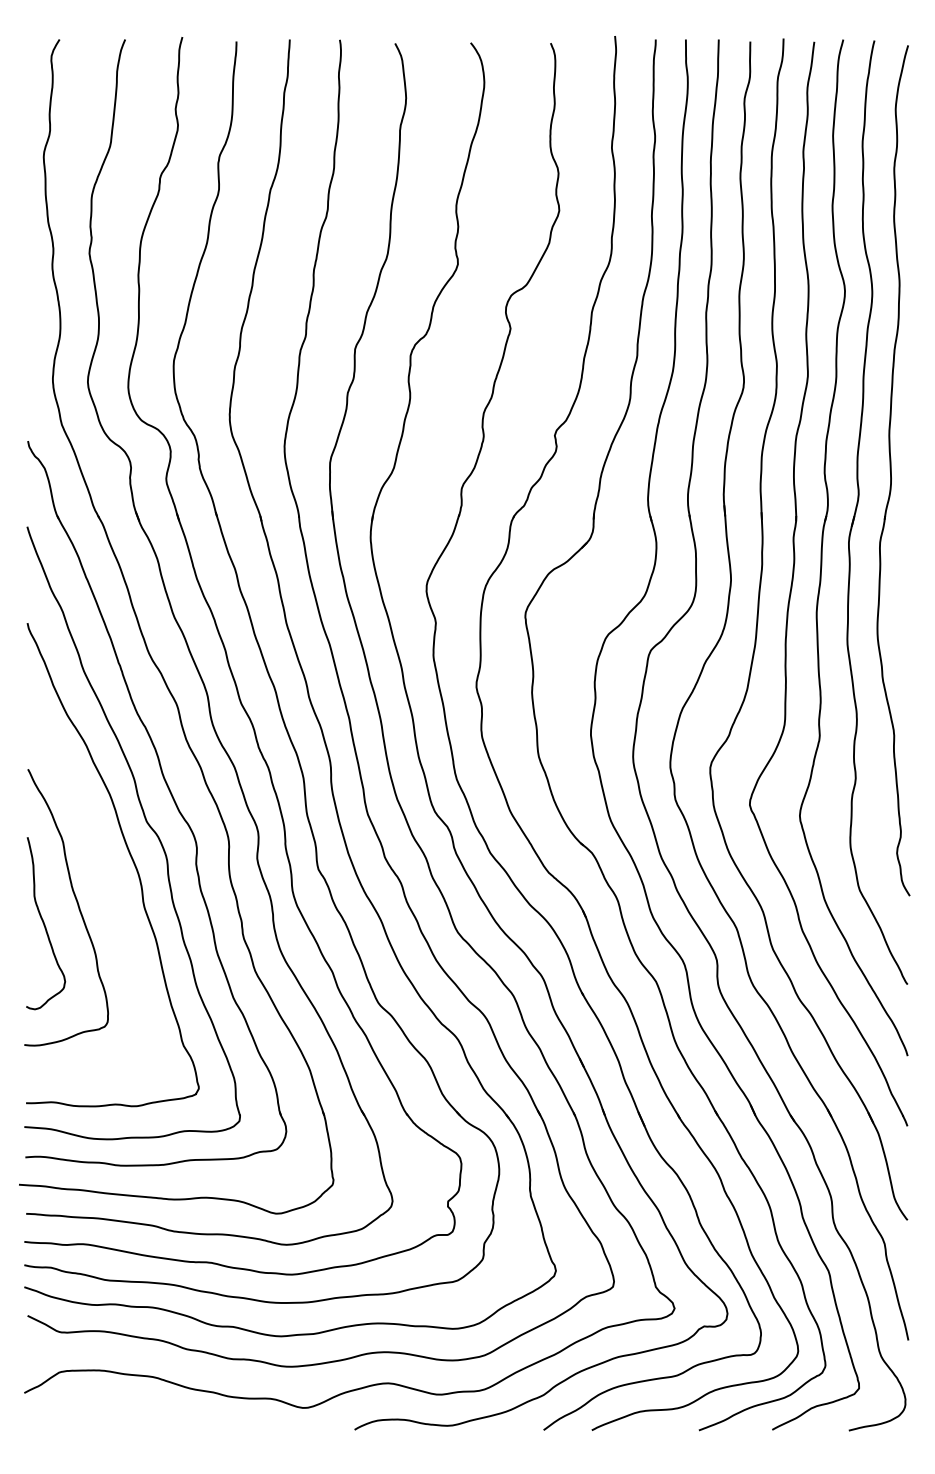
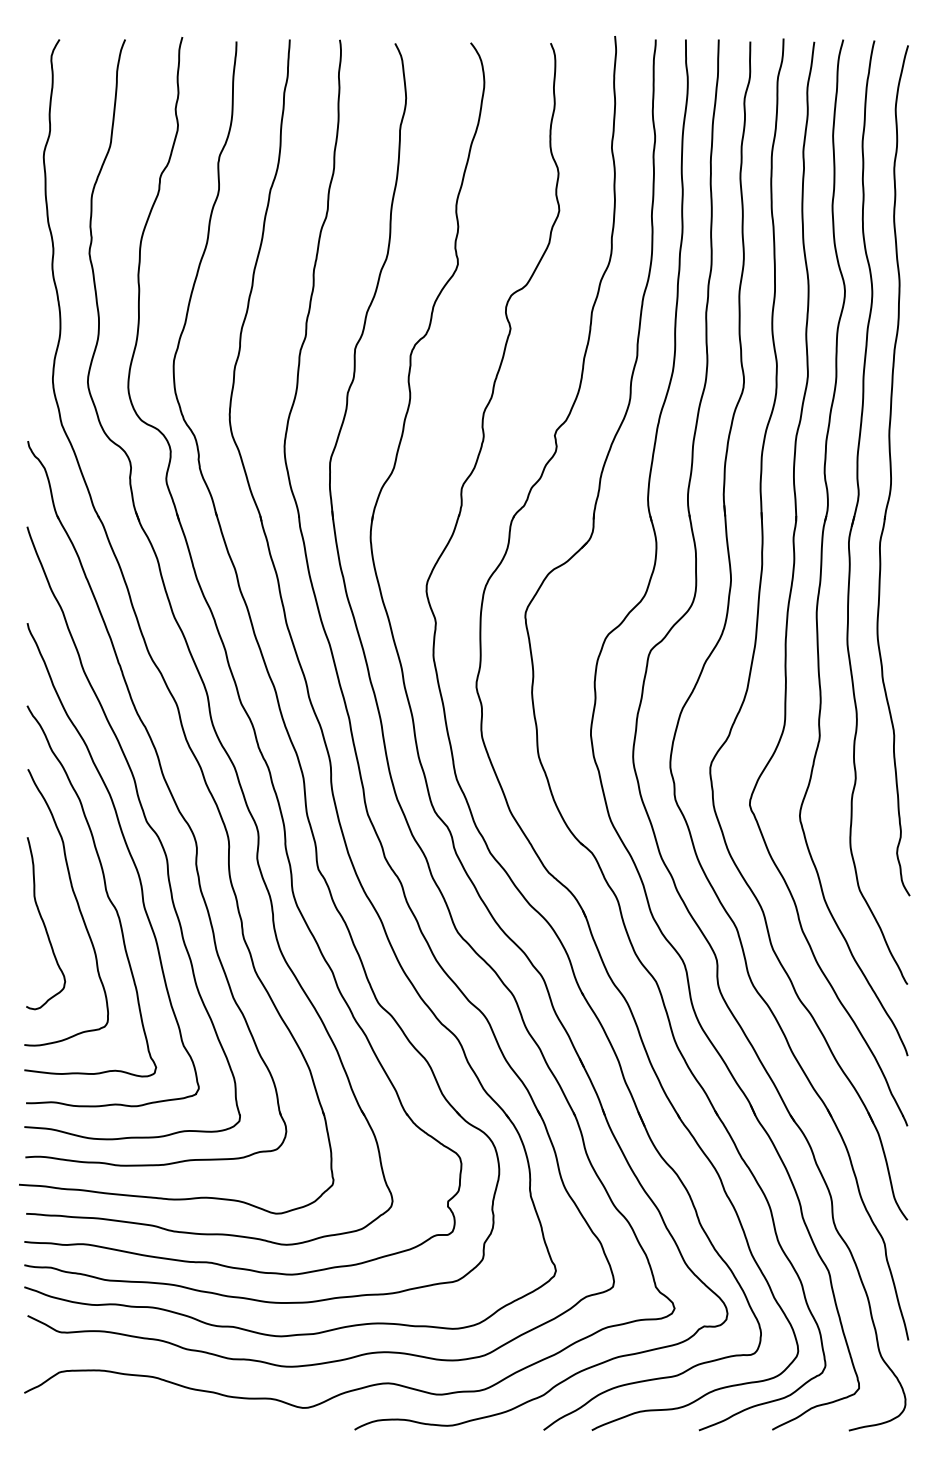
curve: none -> present (104, 887)
